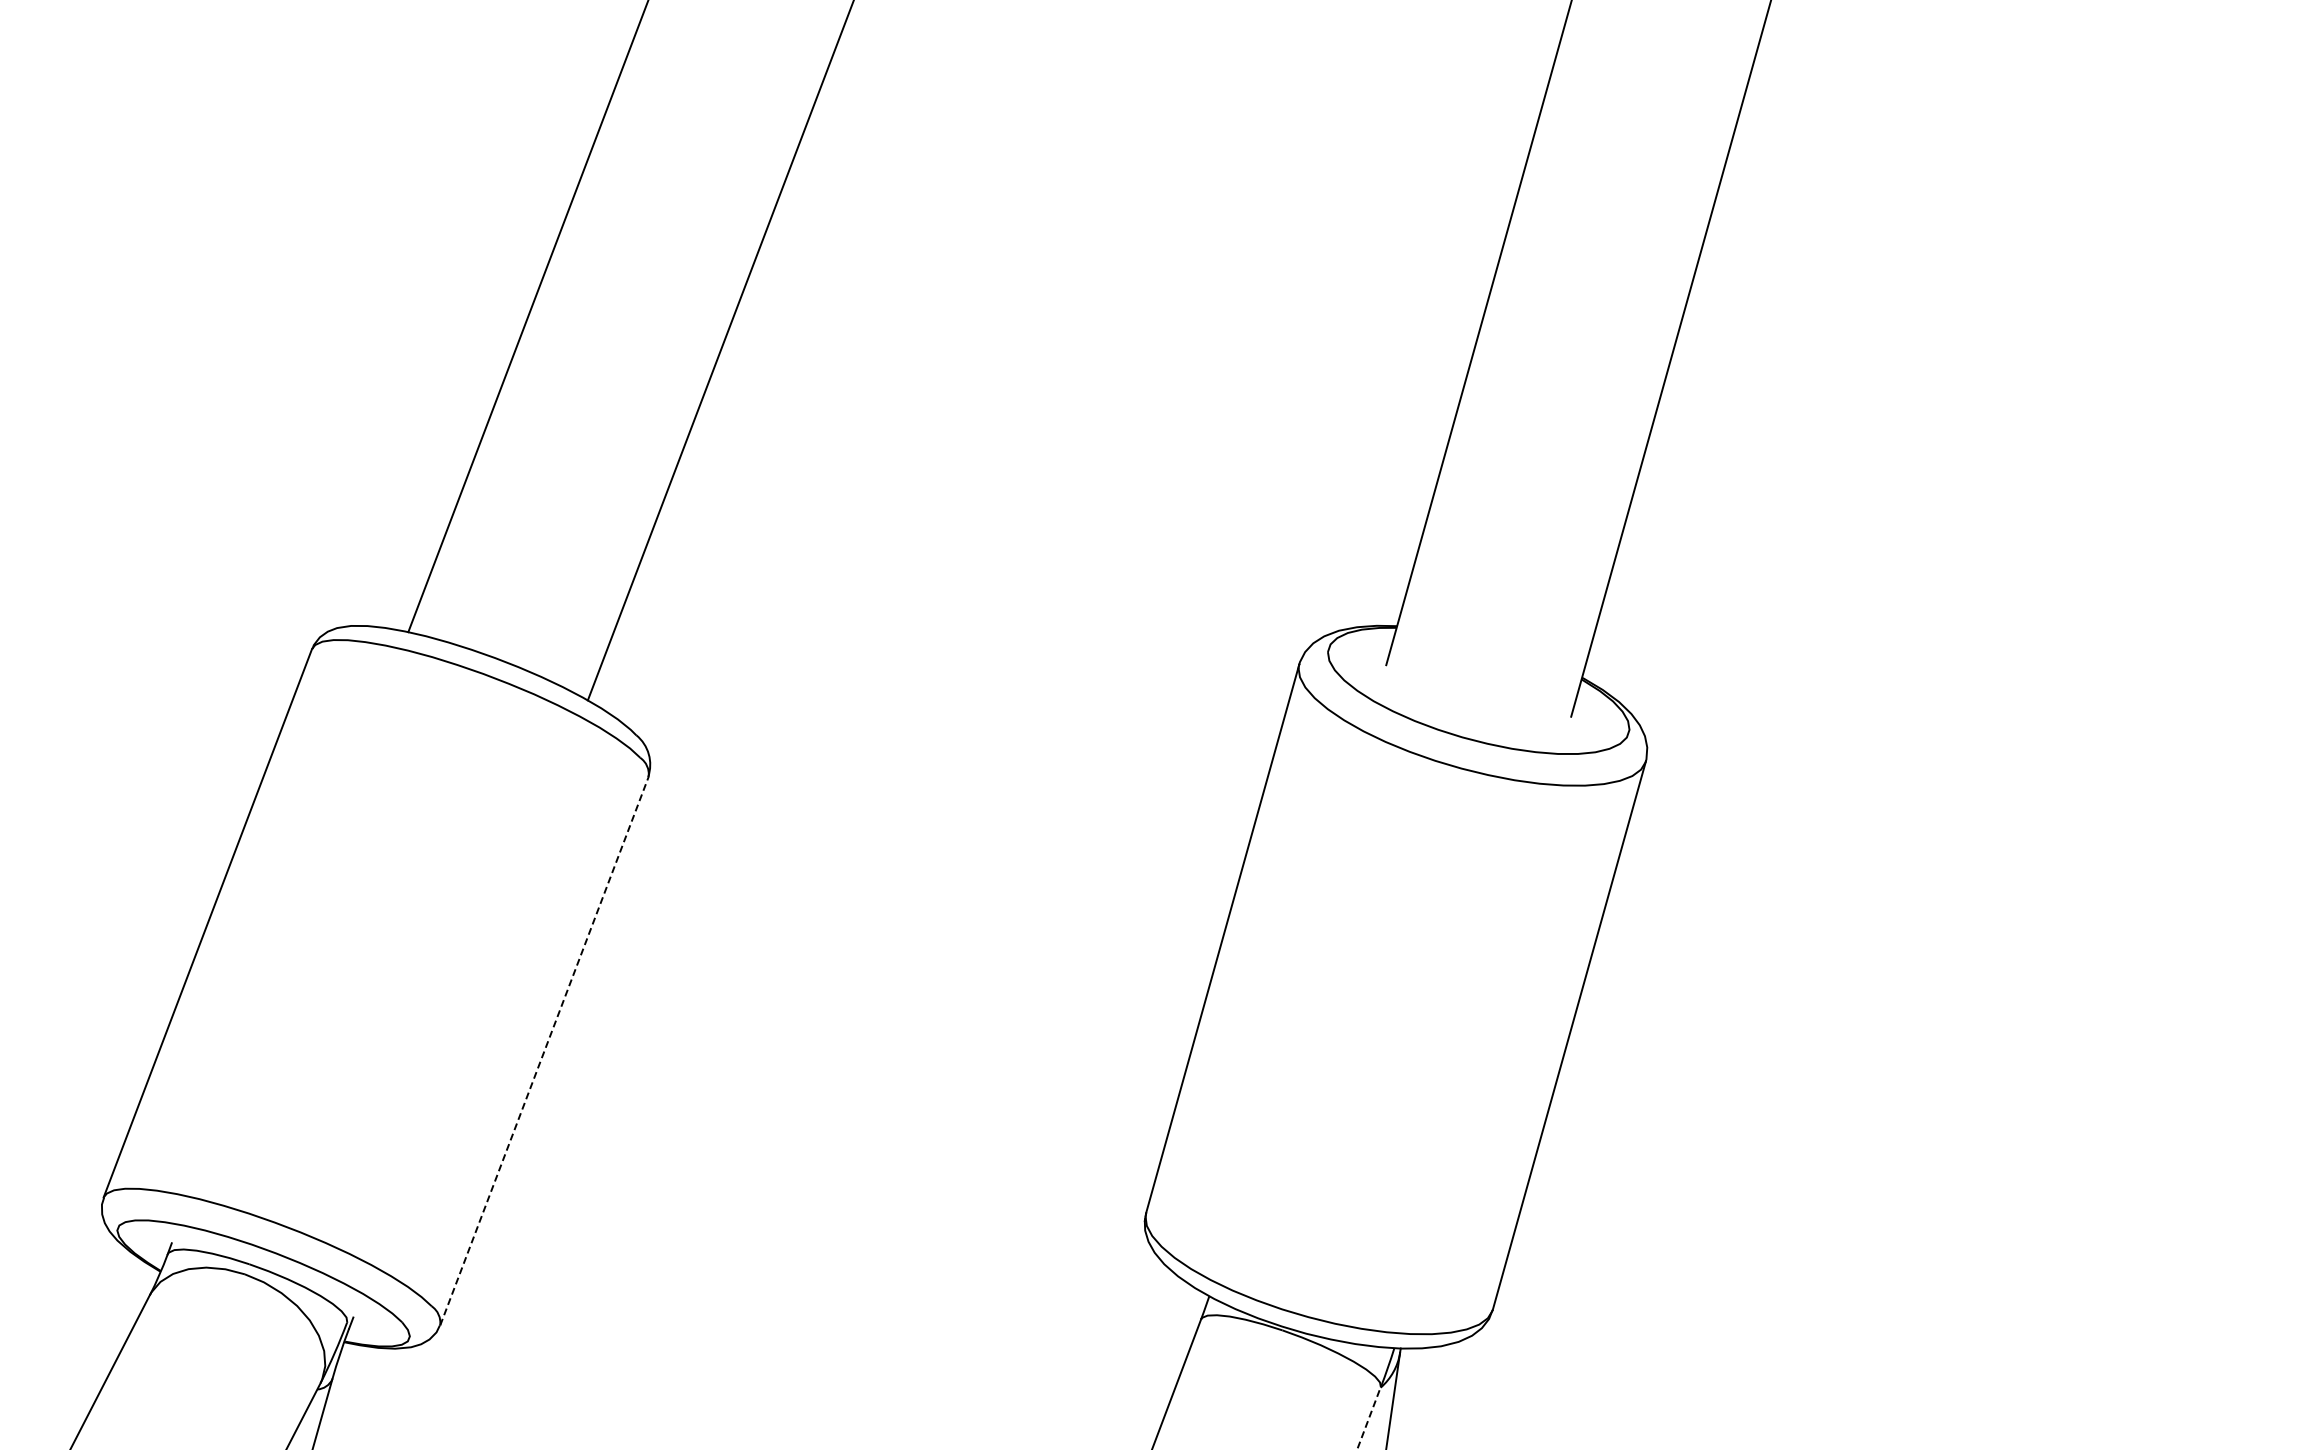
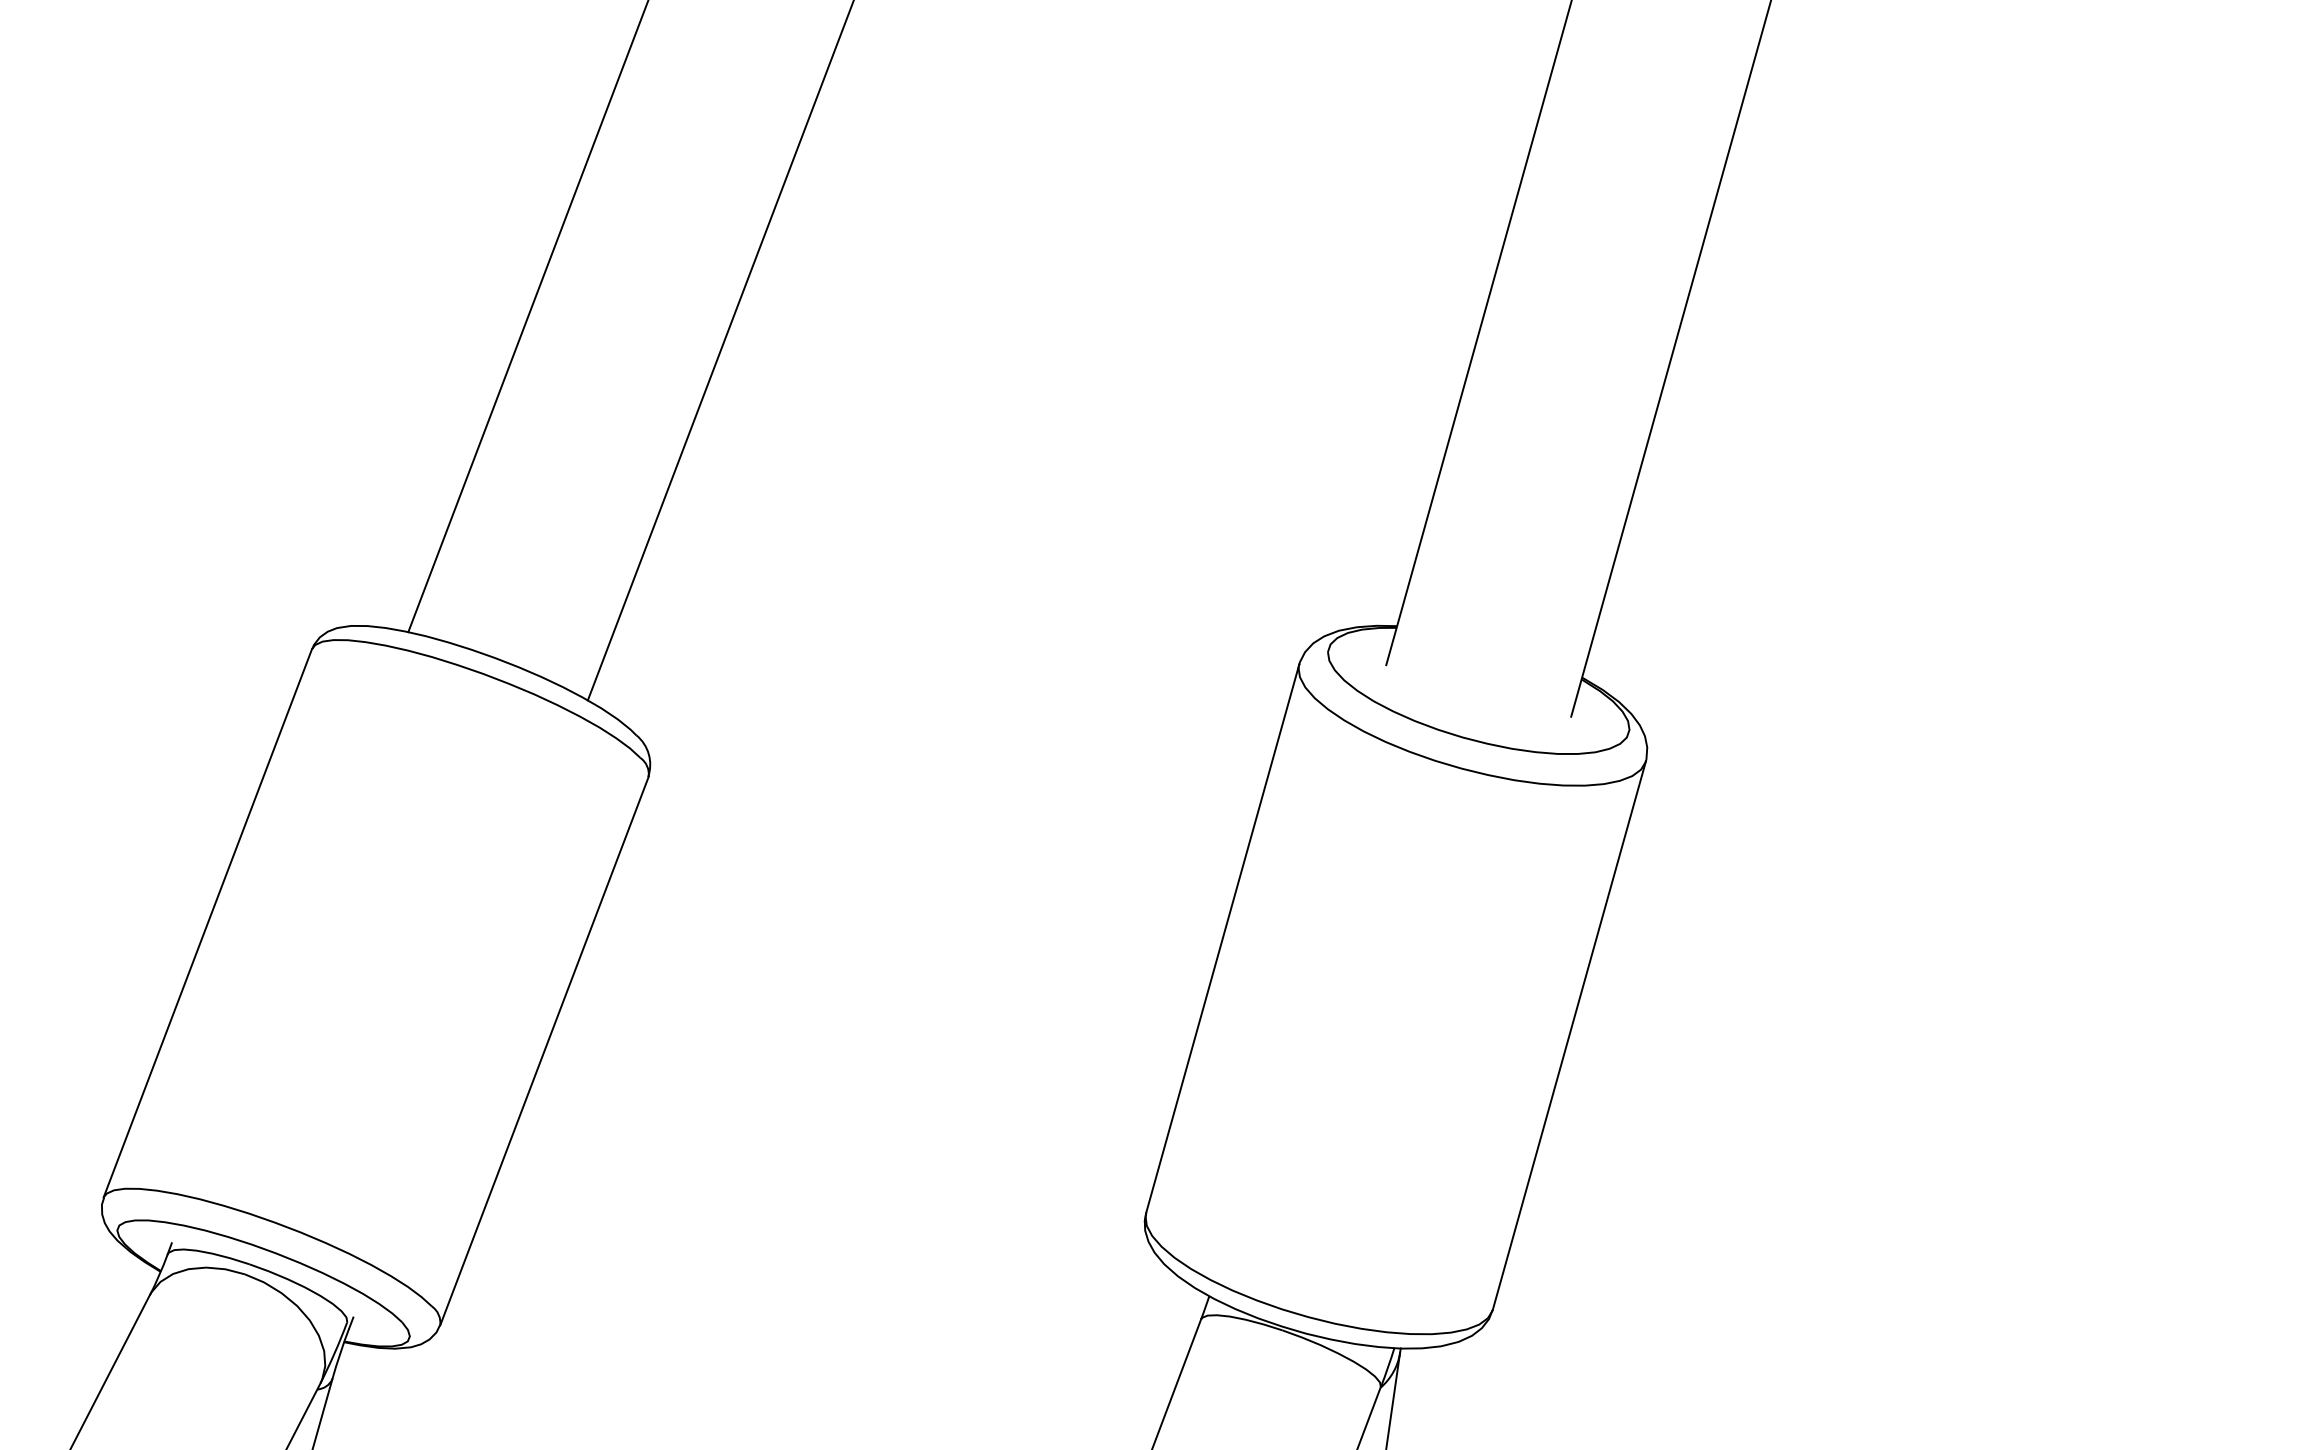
line: dashed -> solid (544, 1050)
line: dashed -> solid (1369, 1418)
